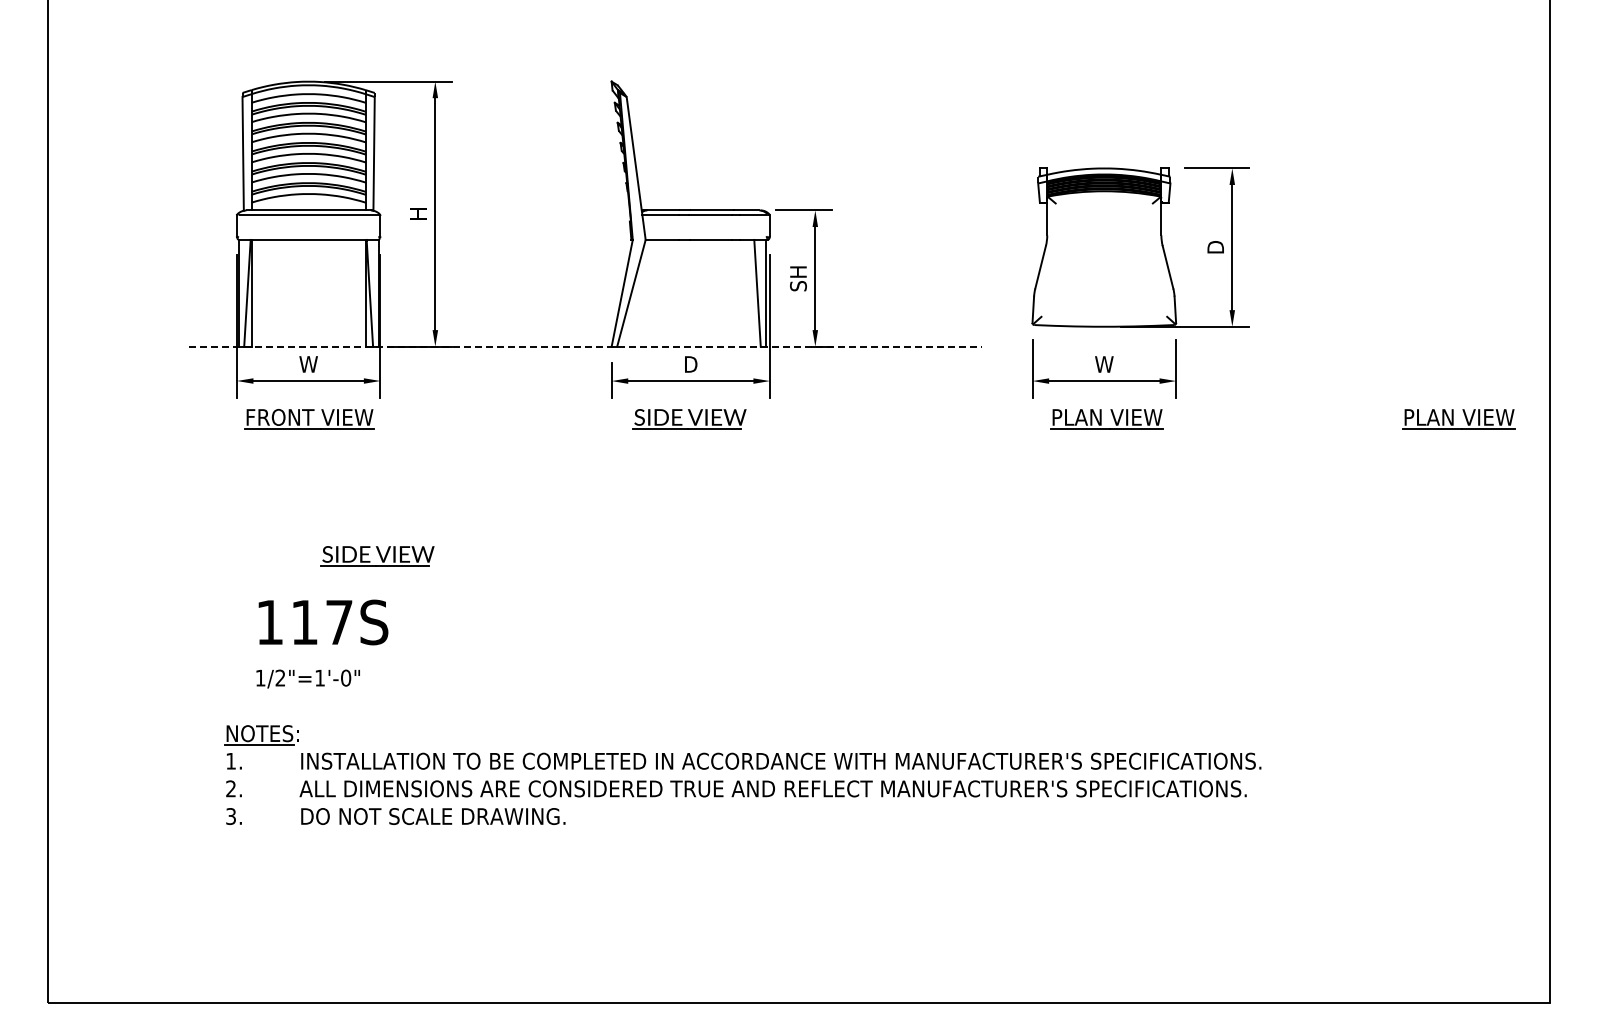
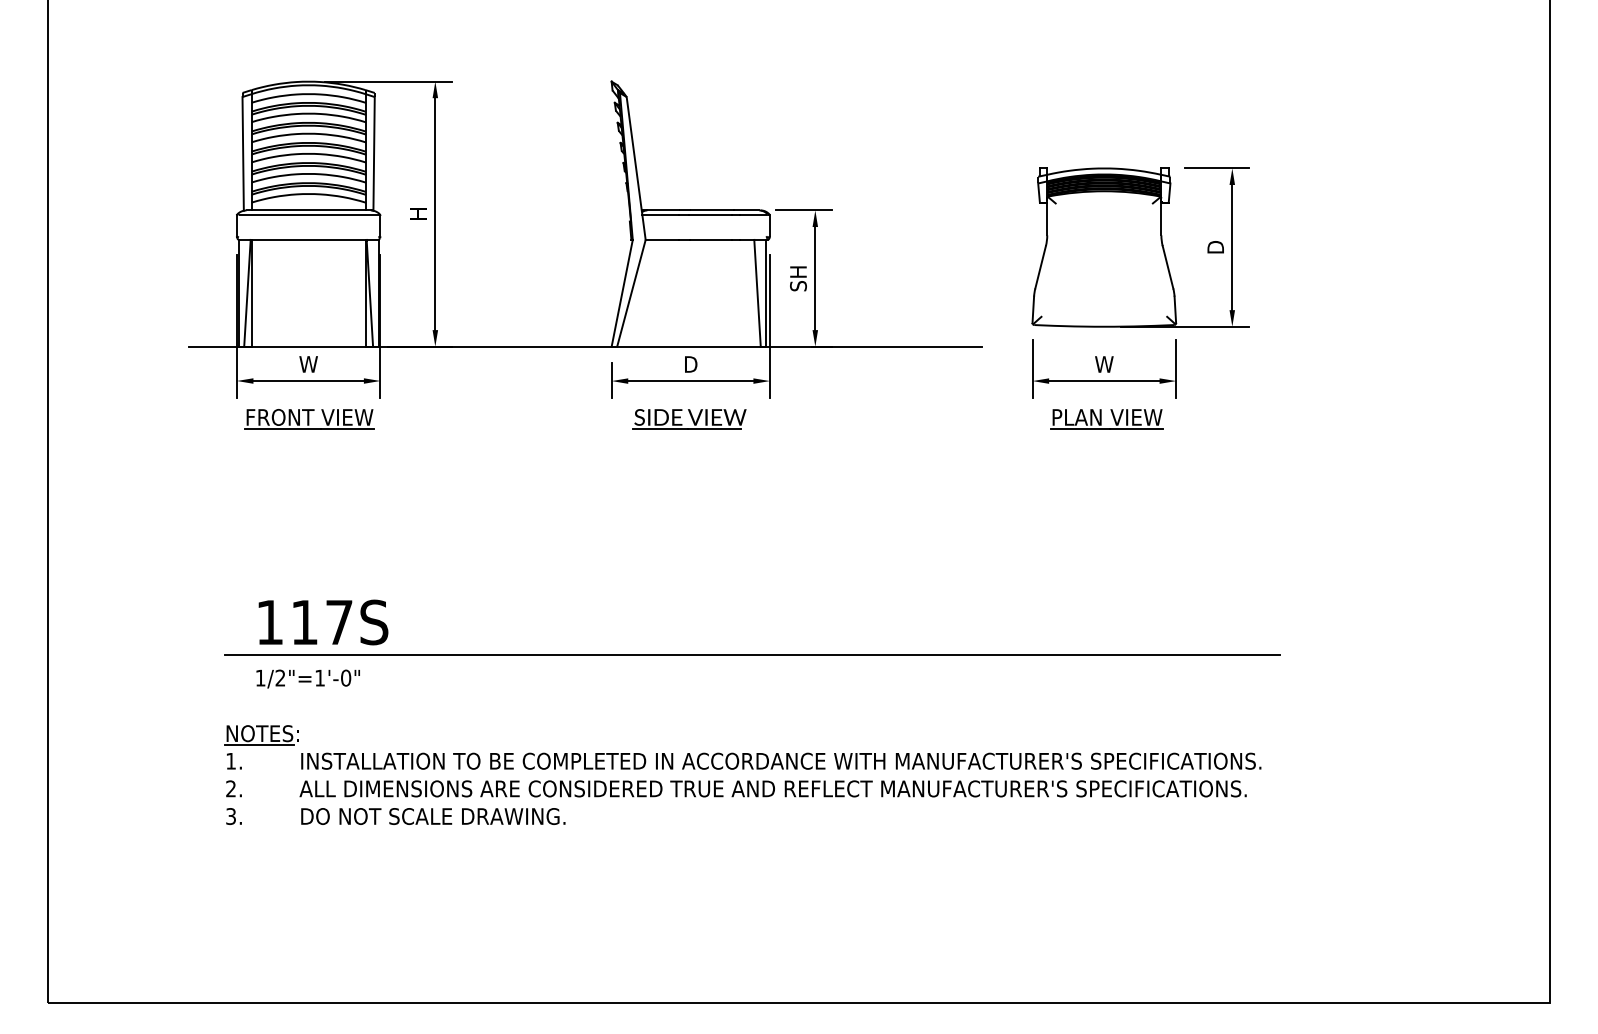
line: dashed -> solid (585, 346)
part: present -> none (1458, 419)
part: present -> none (377, 556)
line: none -> present (752, 654)
